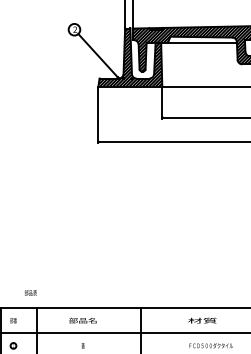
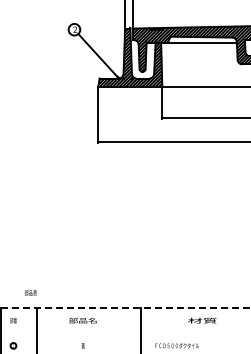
line: solid -> dashed (125, 308)
line: present -> none (124, 333)
text position: (210, 345) -> (176, 345) (176, 345)
